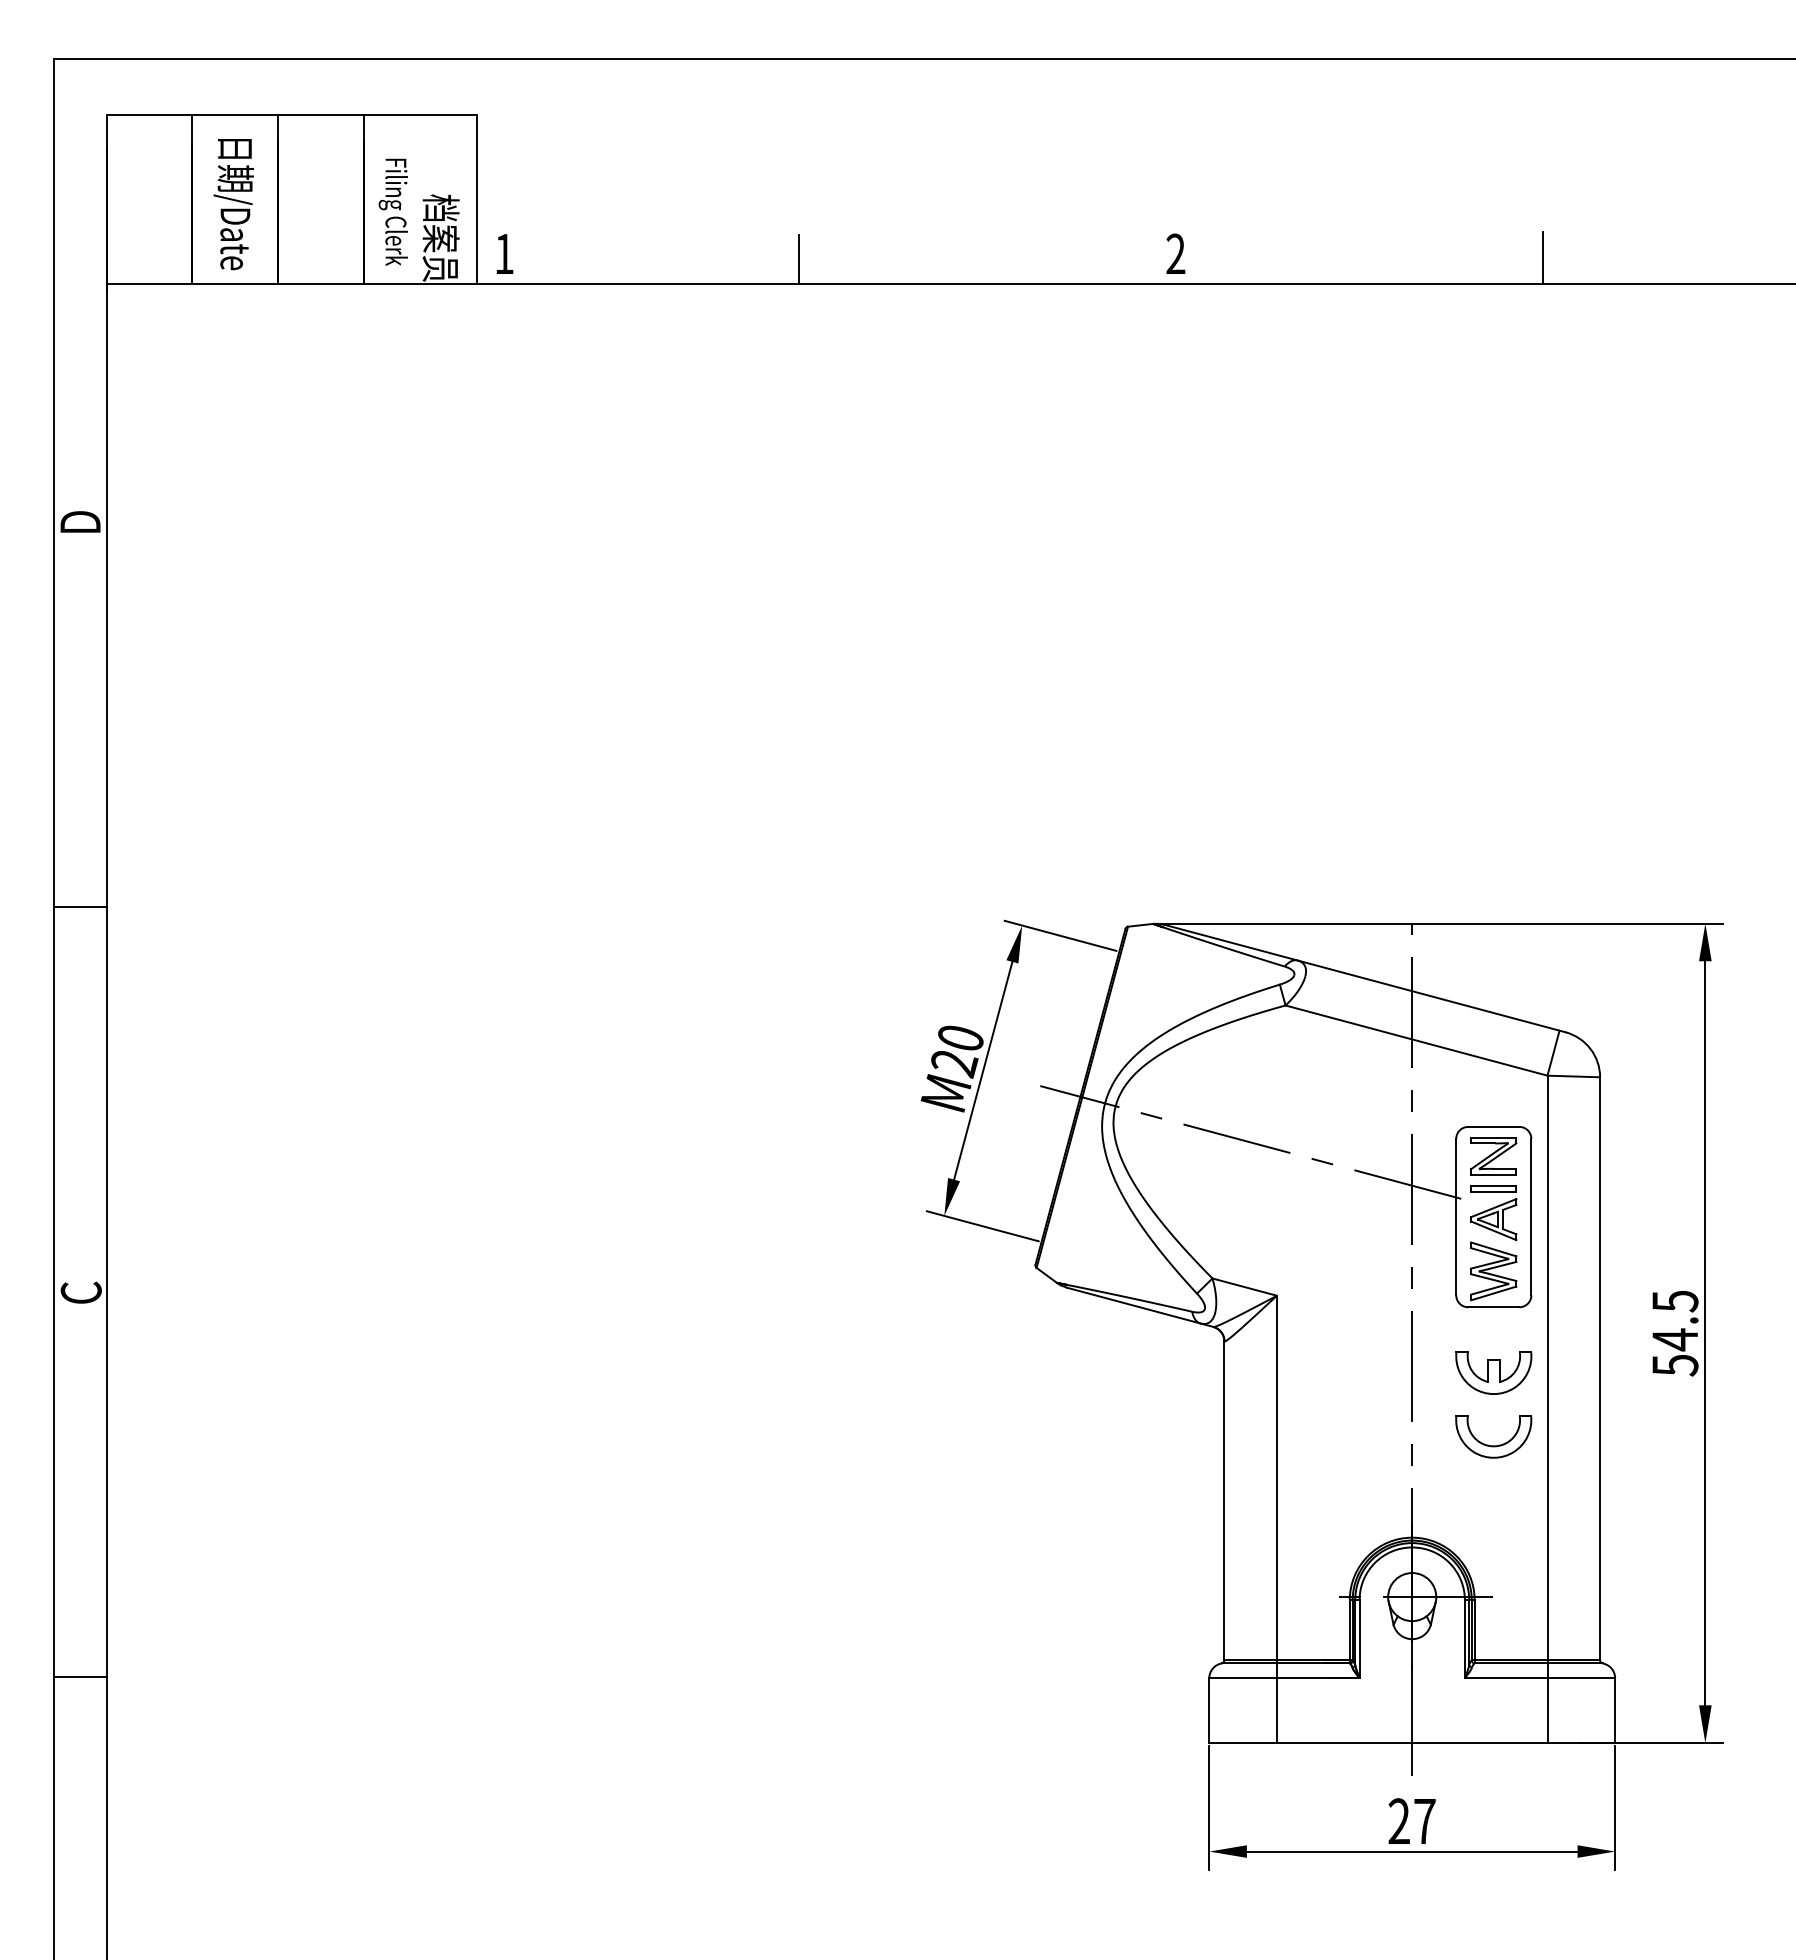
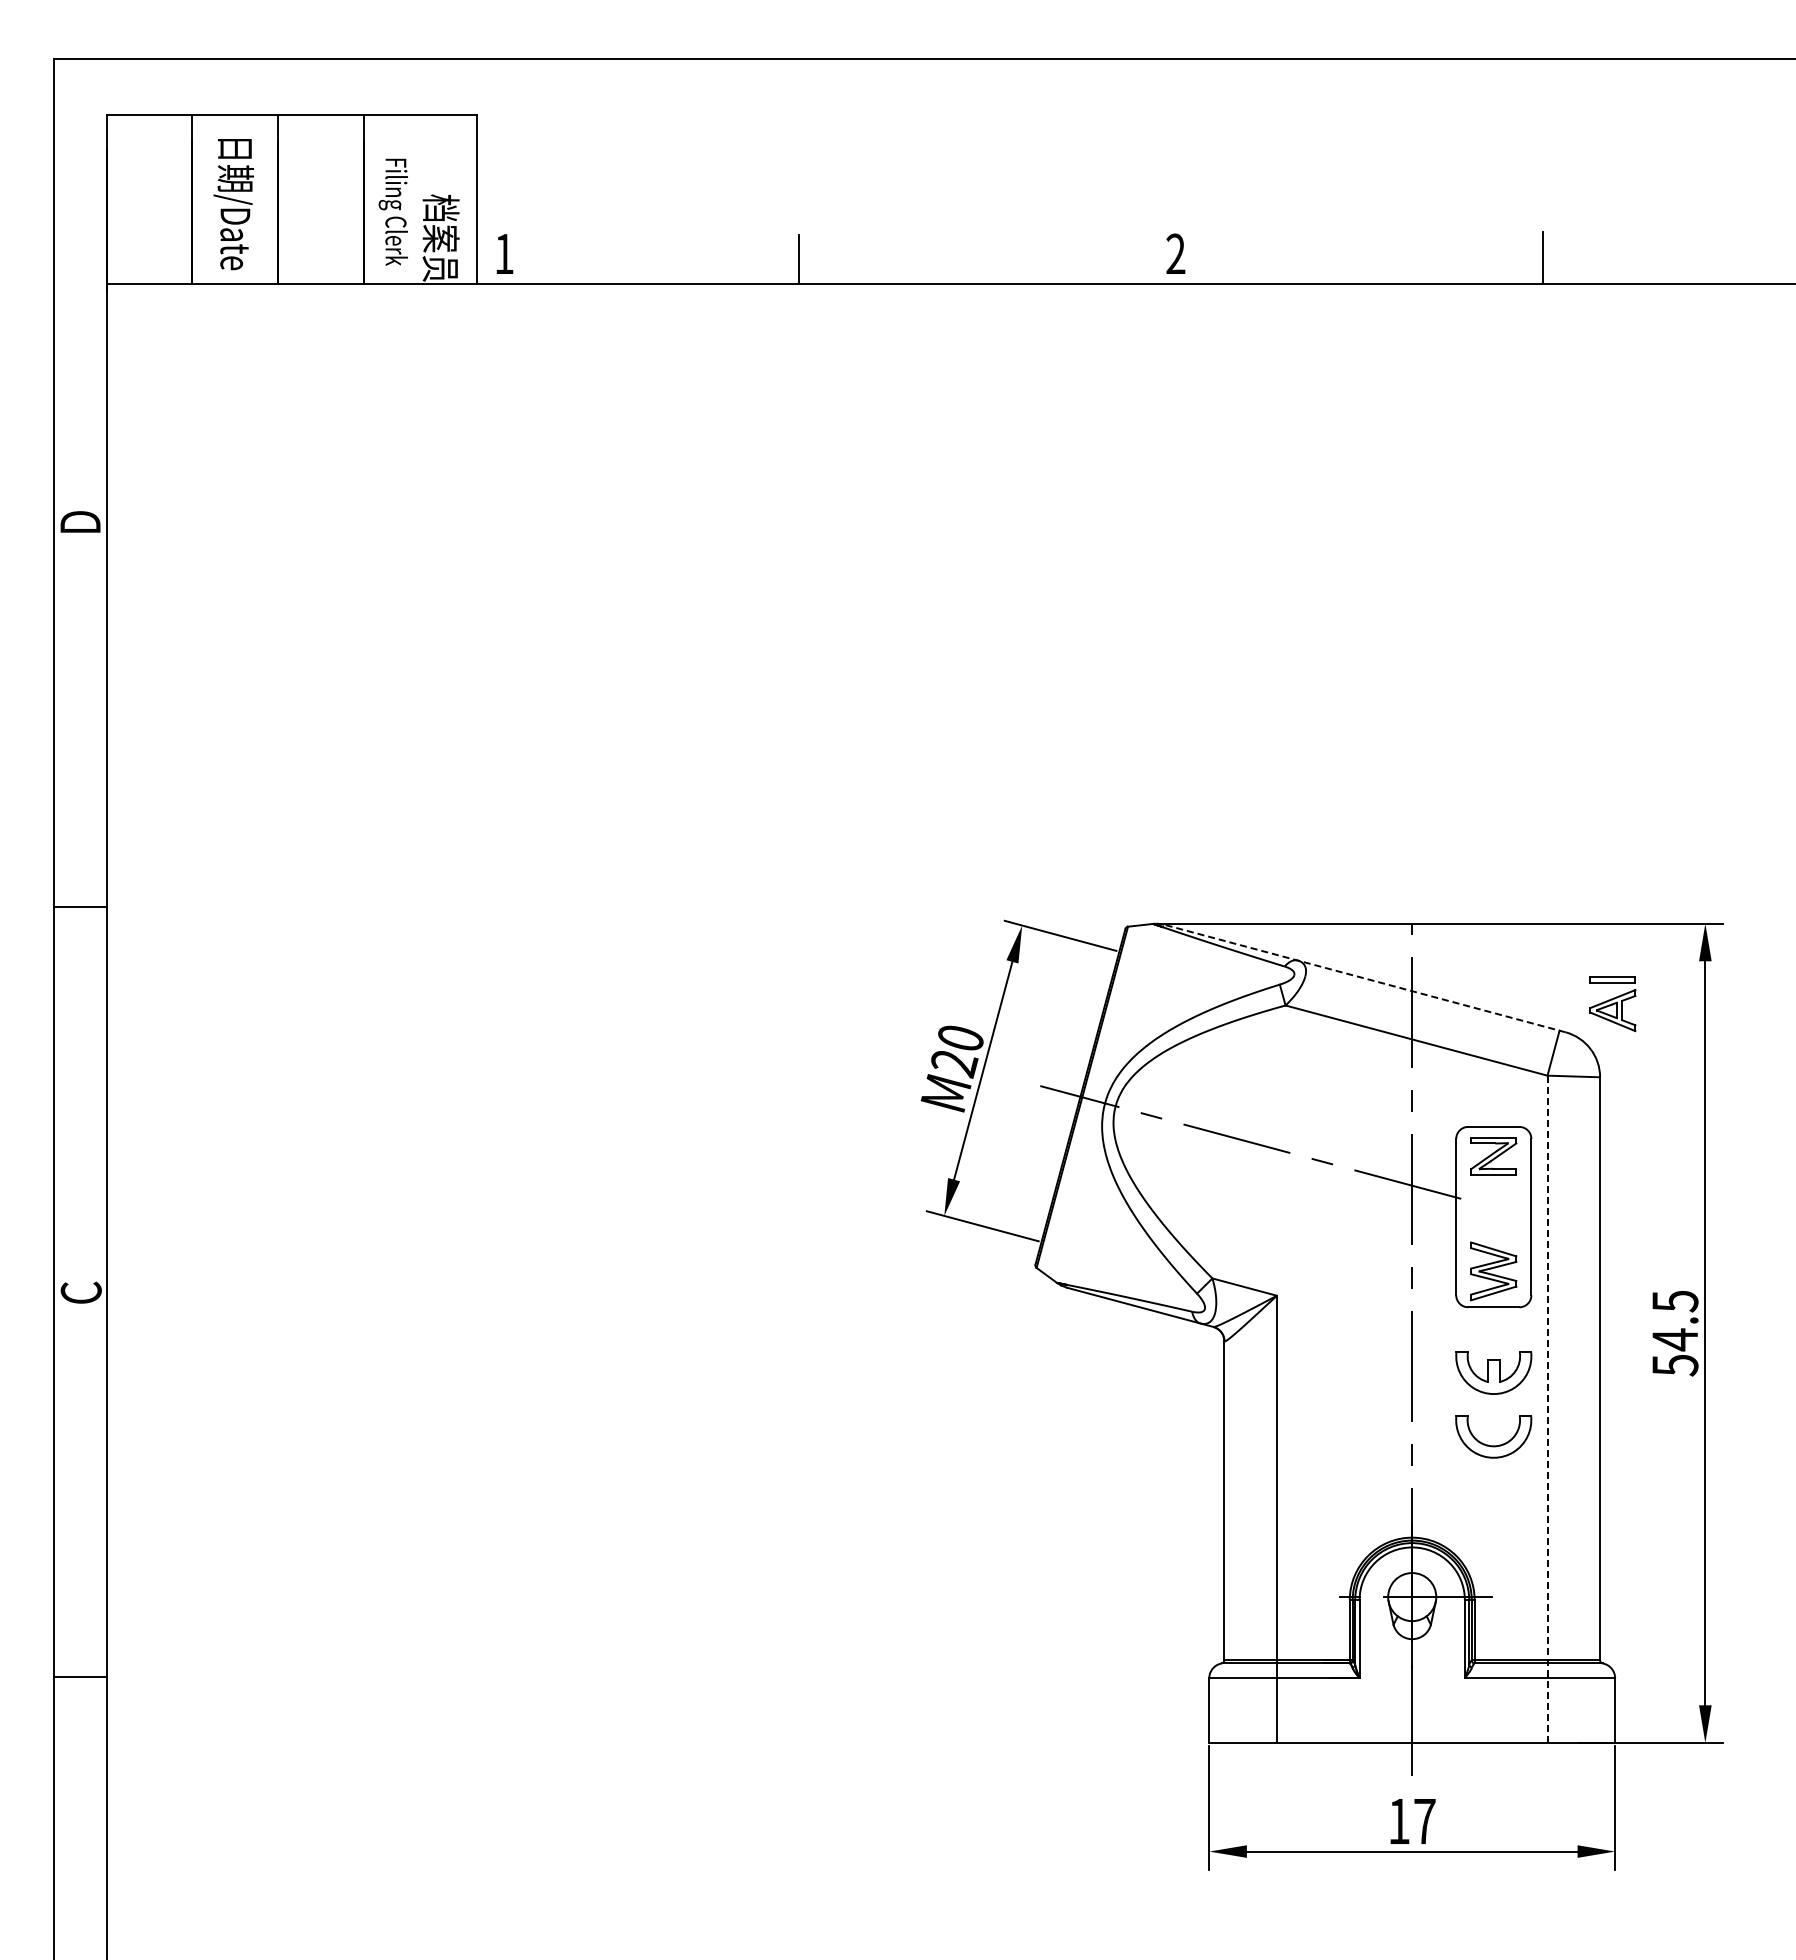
line: solid -> dashed (1364, 978)
part position: (1493, 1213) -> (1612, 1004) (1612, 1004)
line: solid -> dashed (1547, 1409)
text: 27 -> 17 (1398, 1820)
